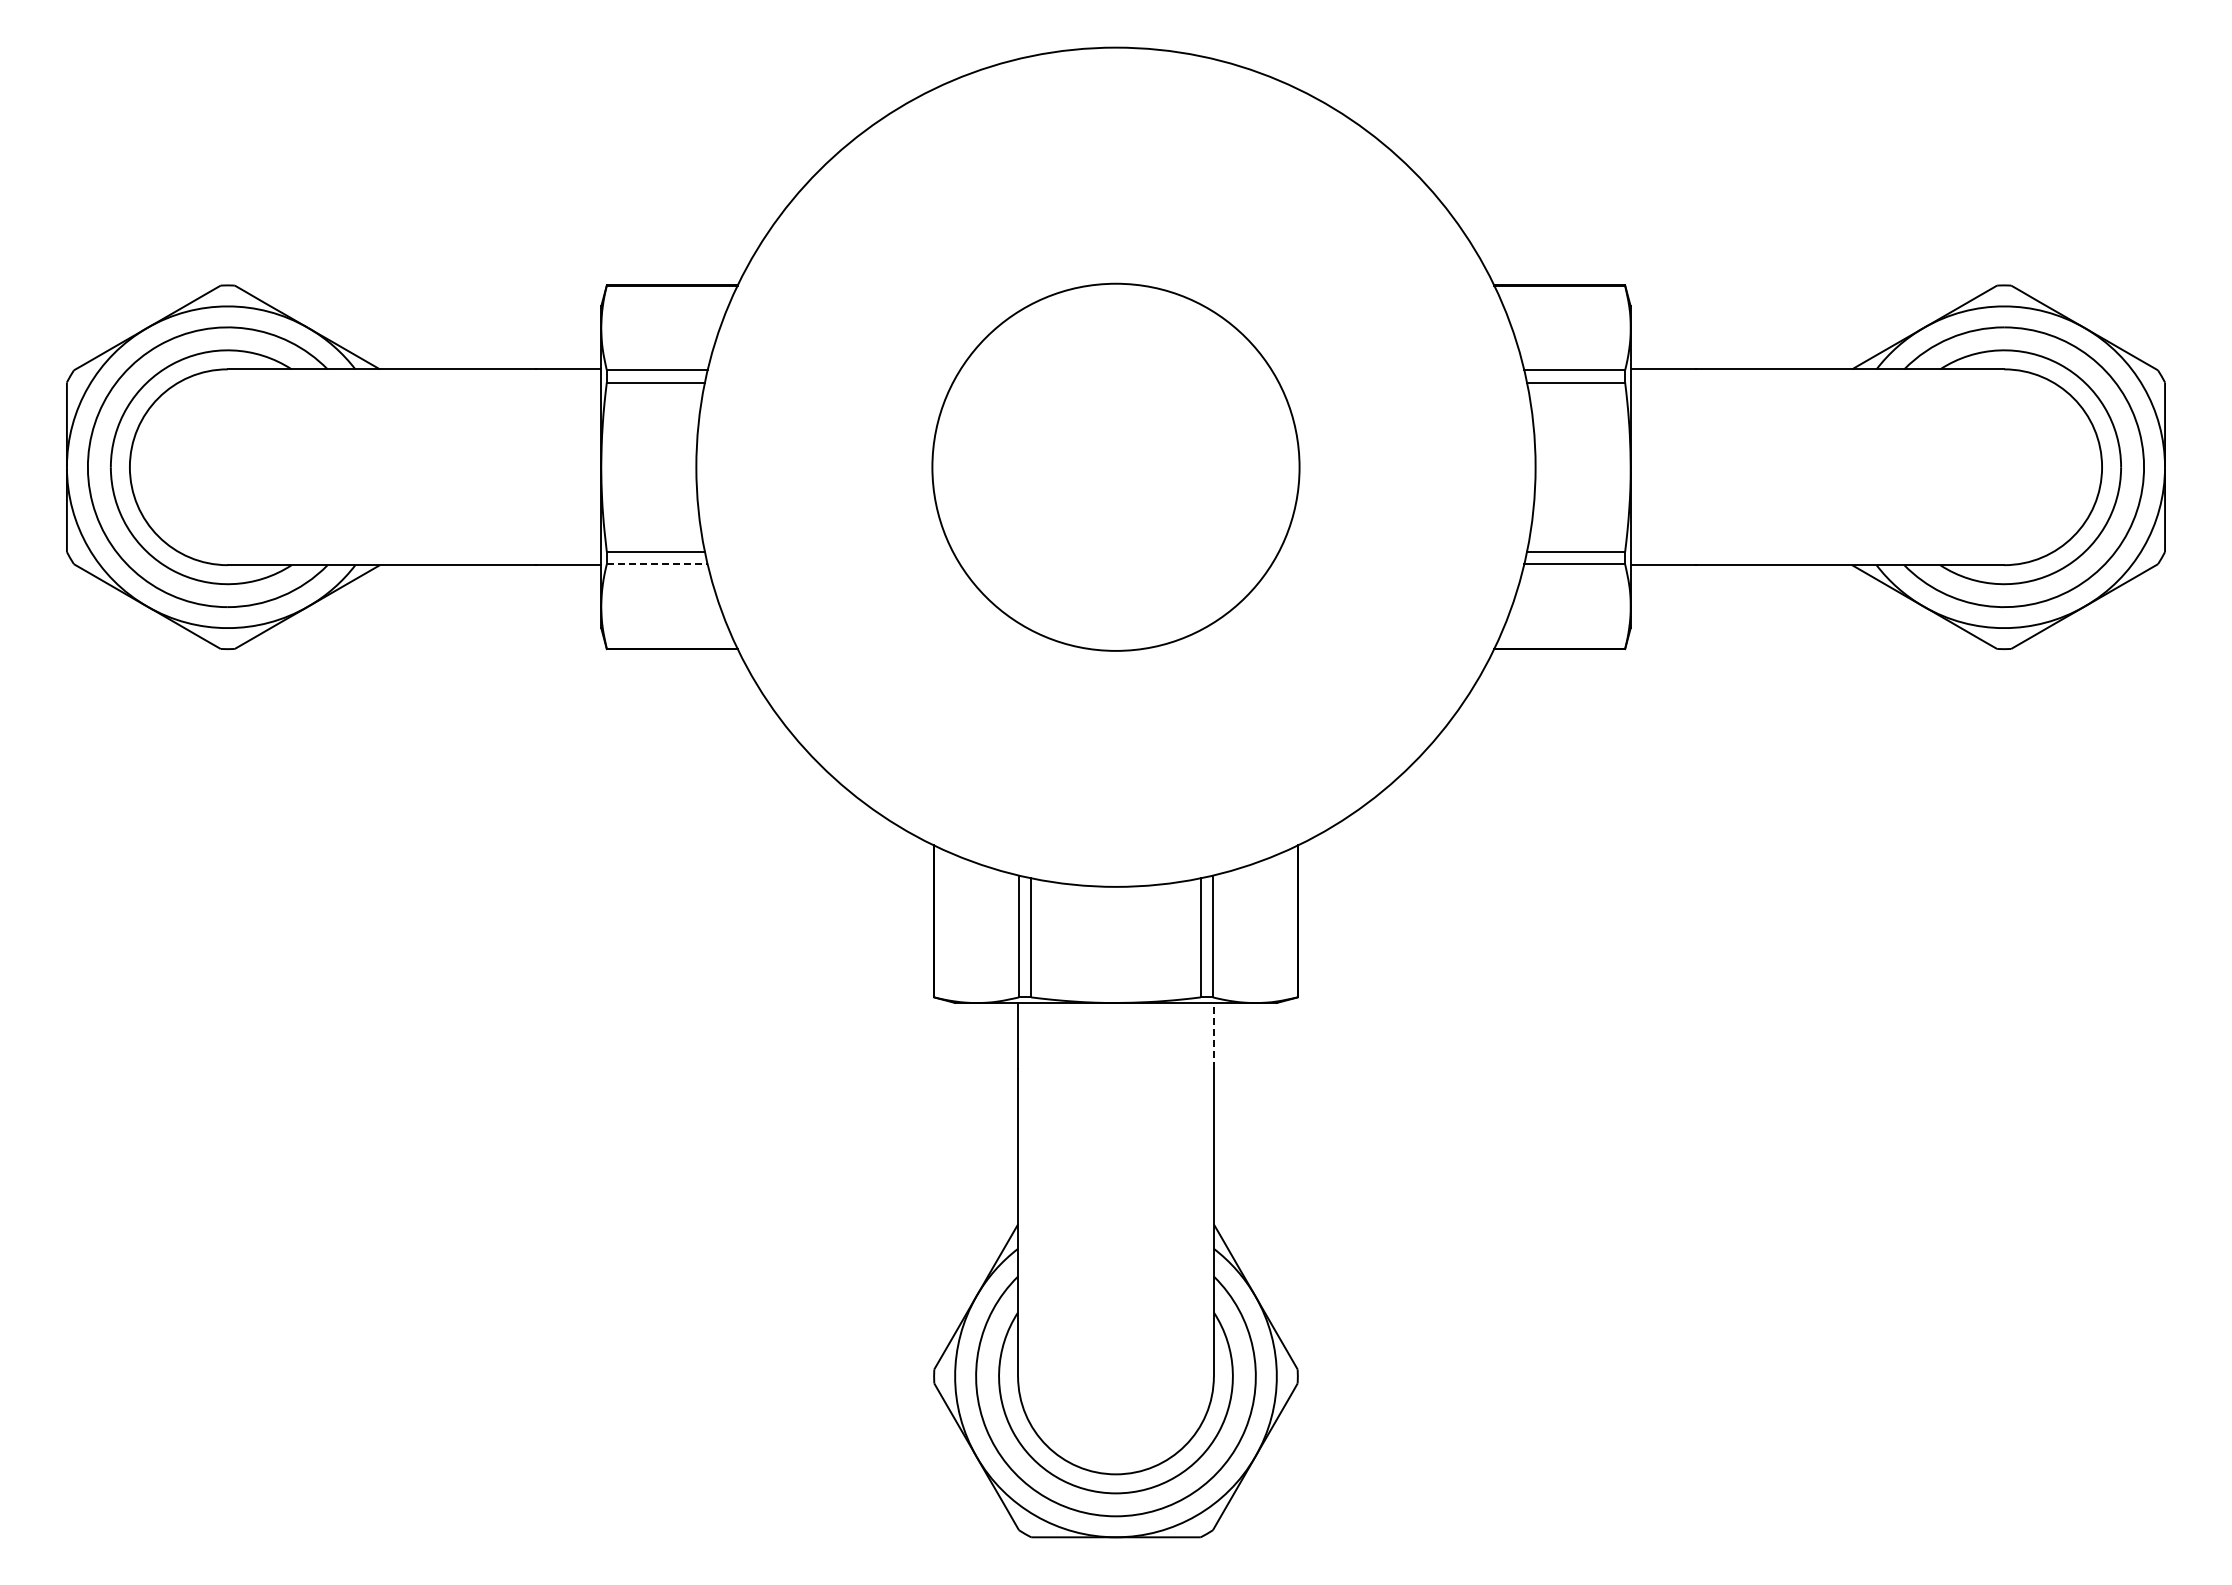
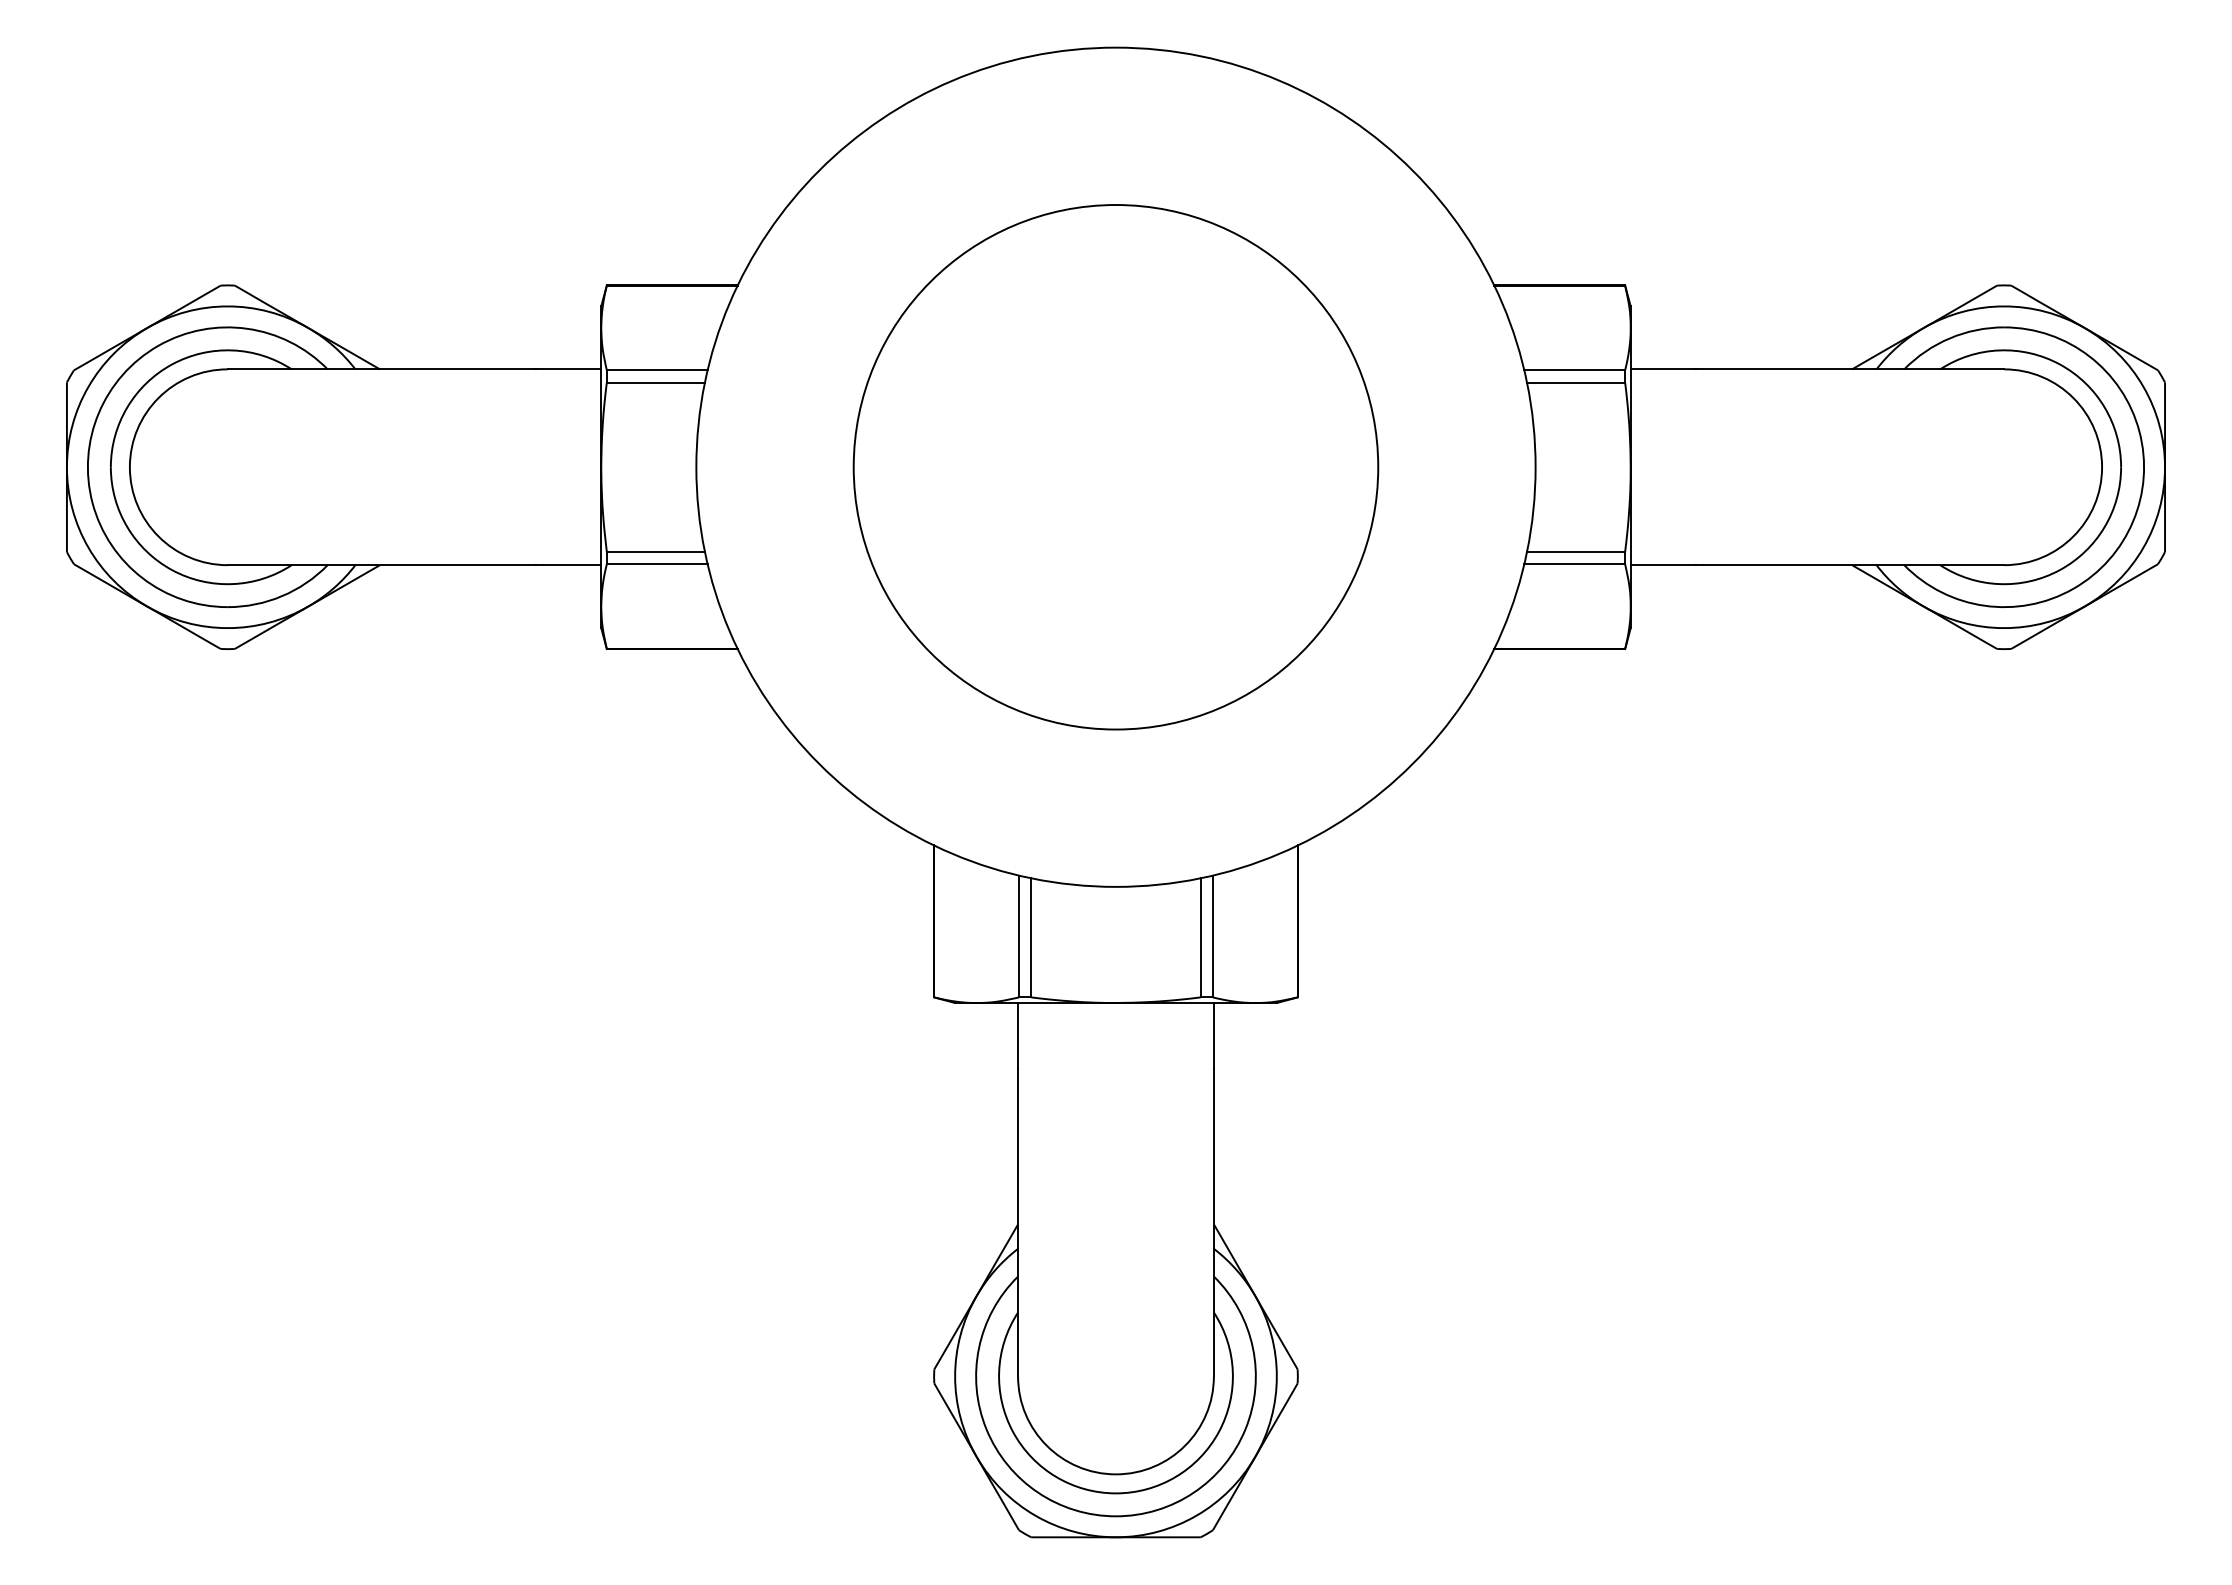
circle size: 370x370 px -> 528x527 px (1115, 467)
line: dashed -> solid (657, 564)
line: dashed -> solid (1213, 1035)
